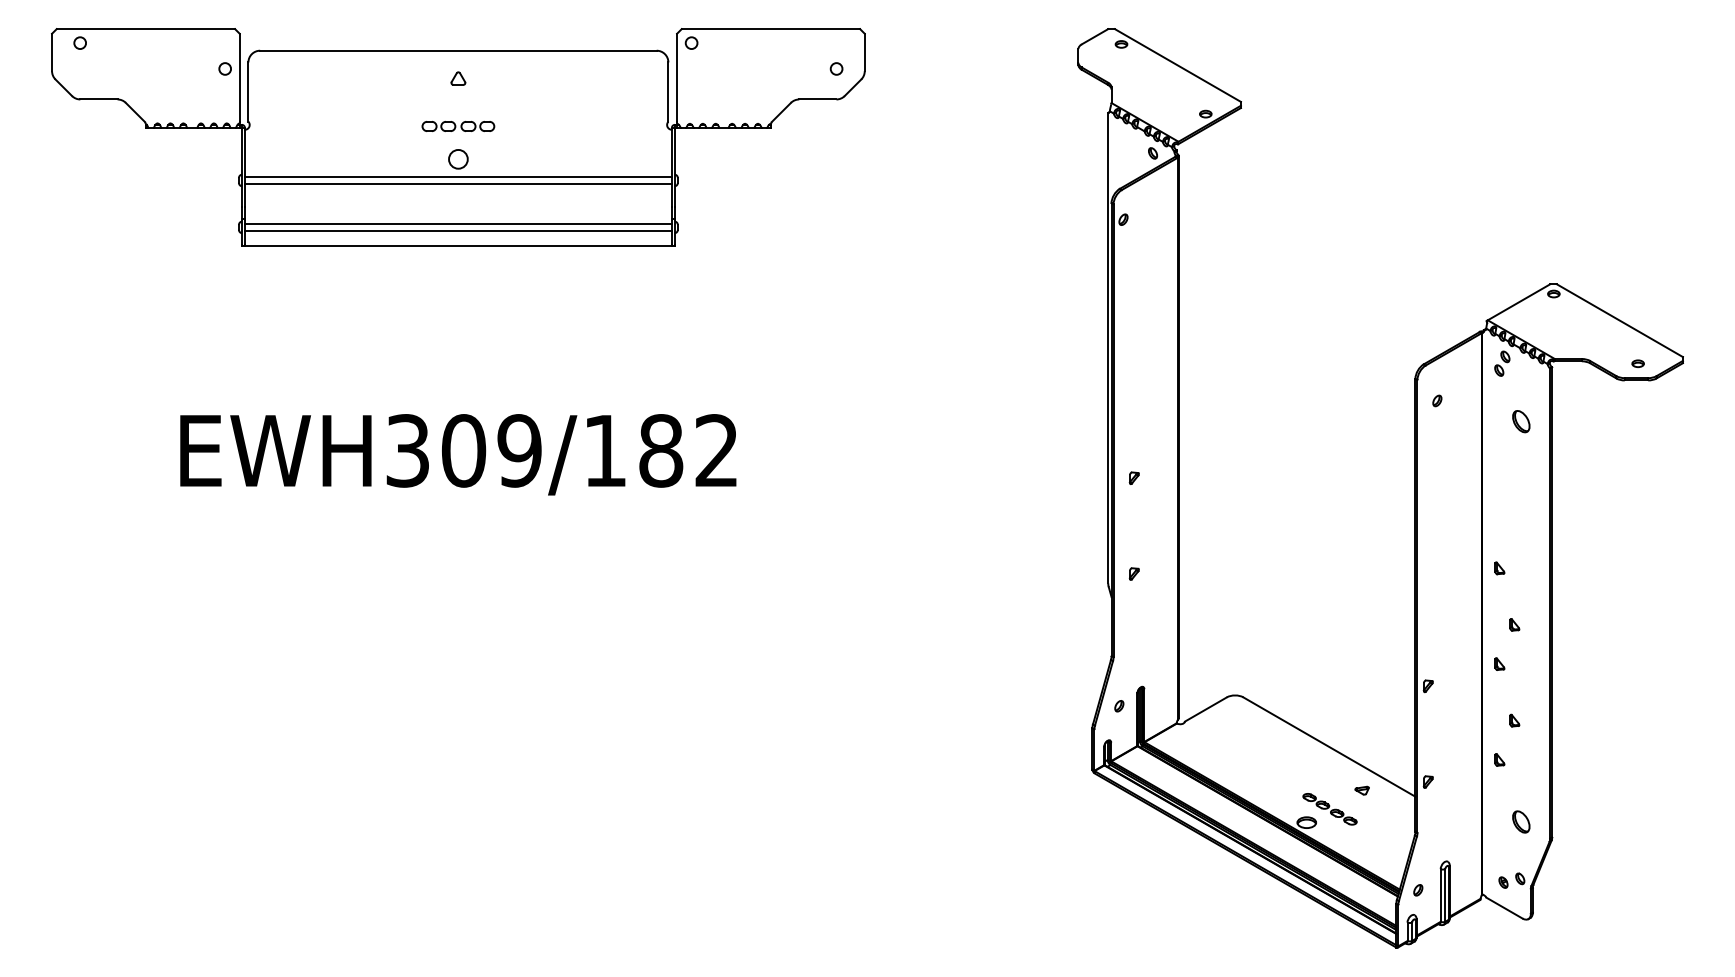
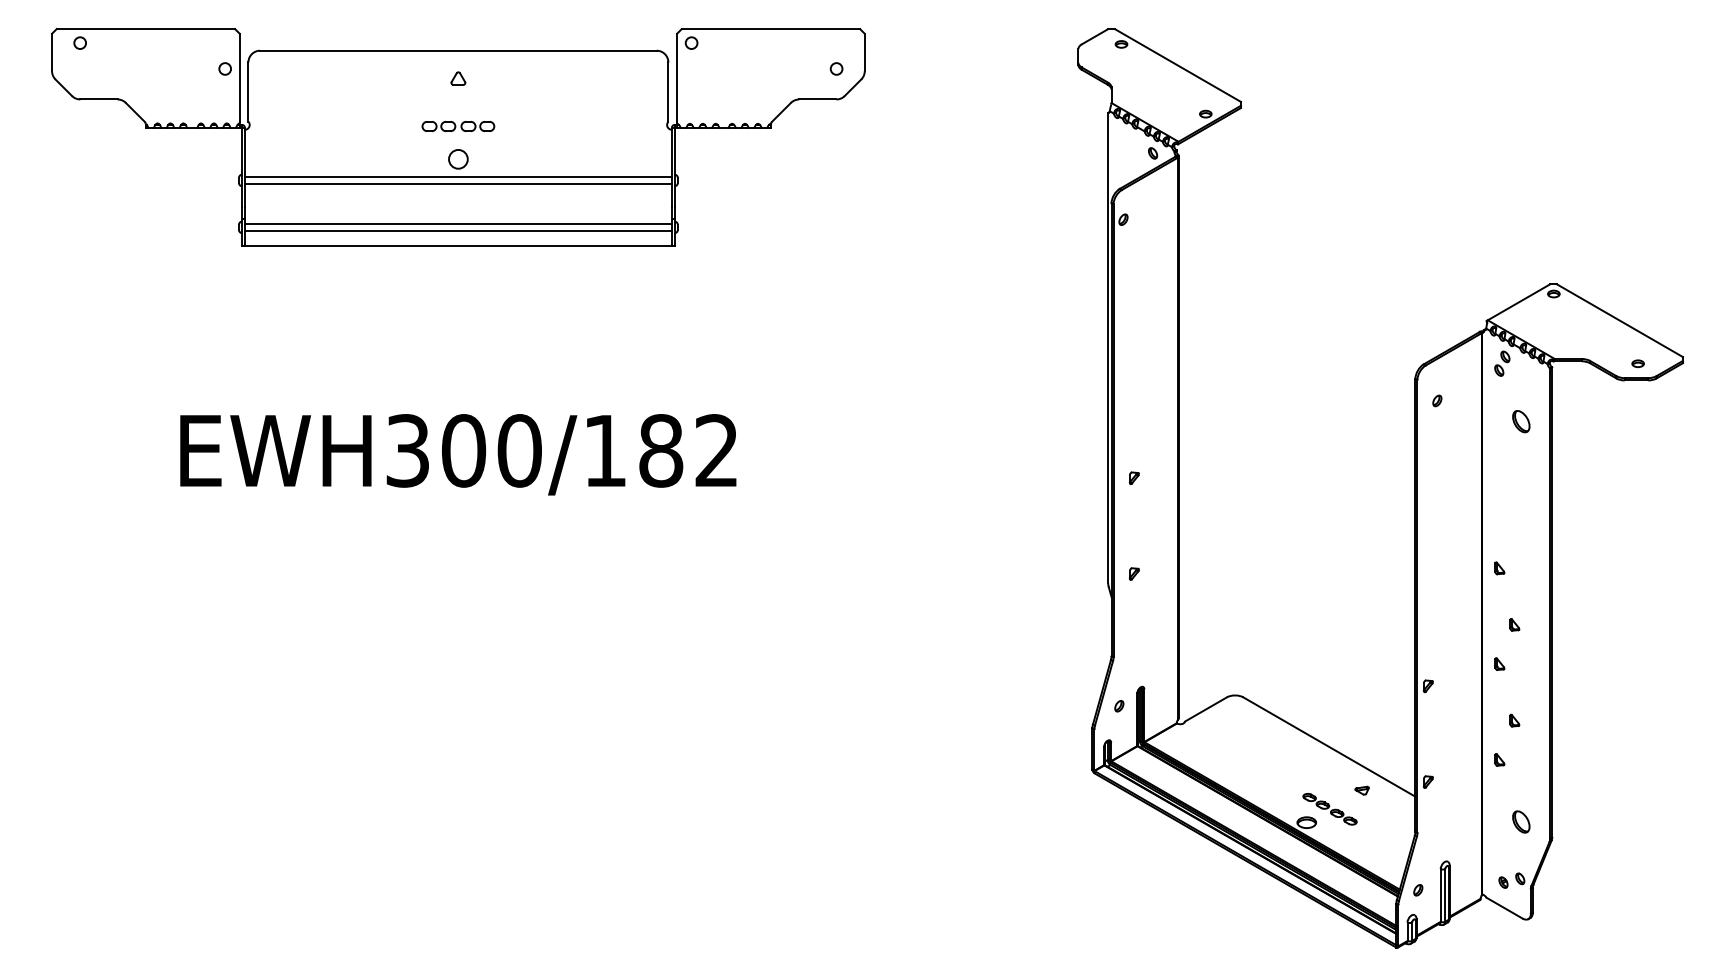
text: EWH309/182 -> EWH300/182 (519, 450)
